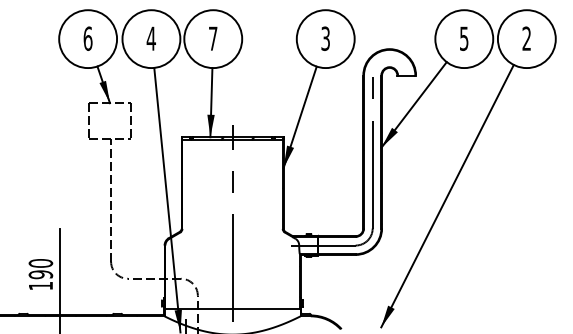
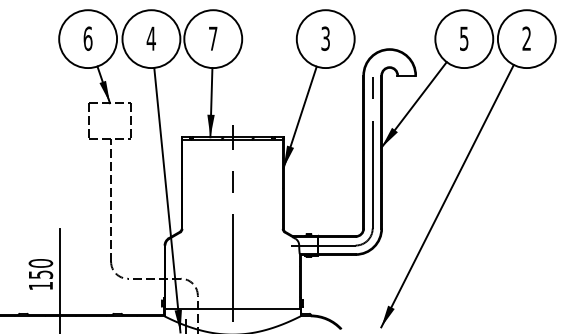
text: 190 -> 150 (40, 274)
